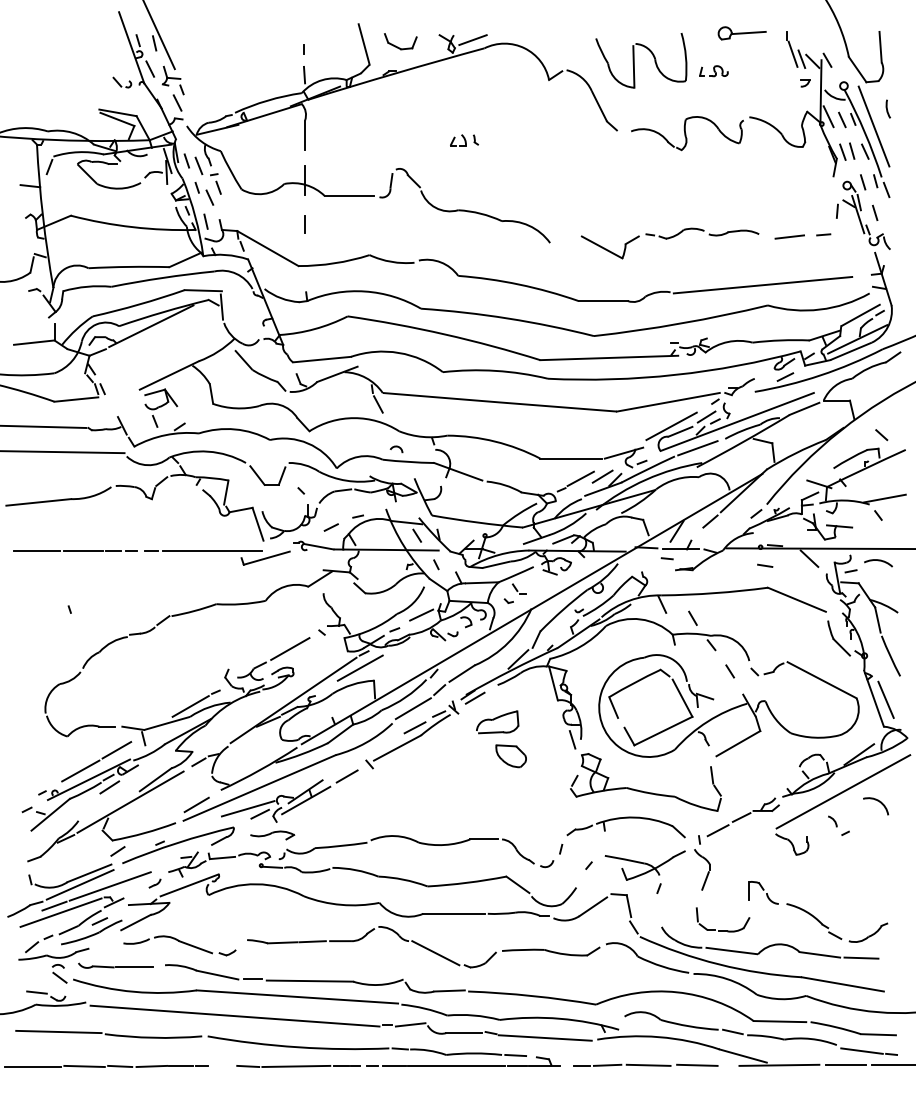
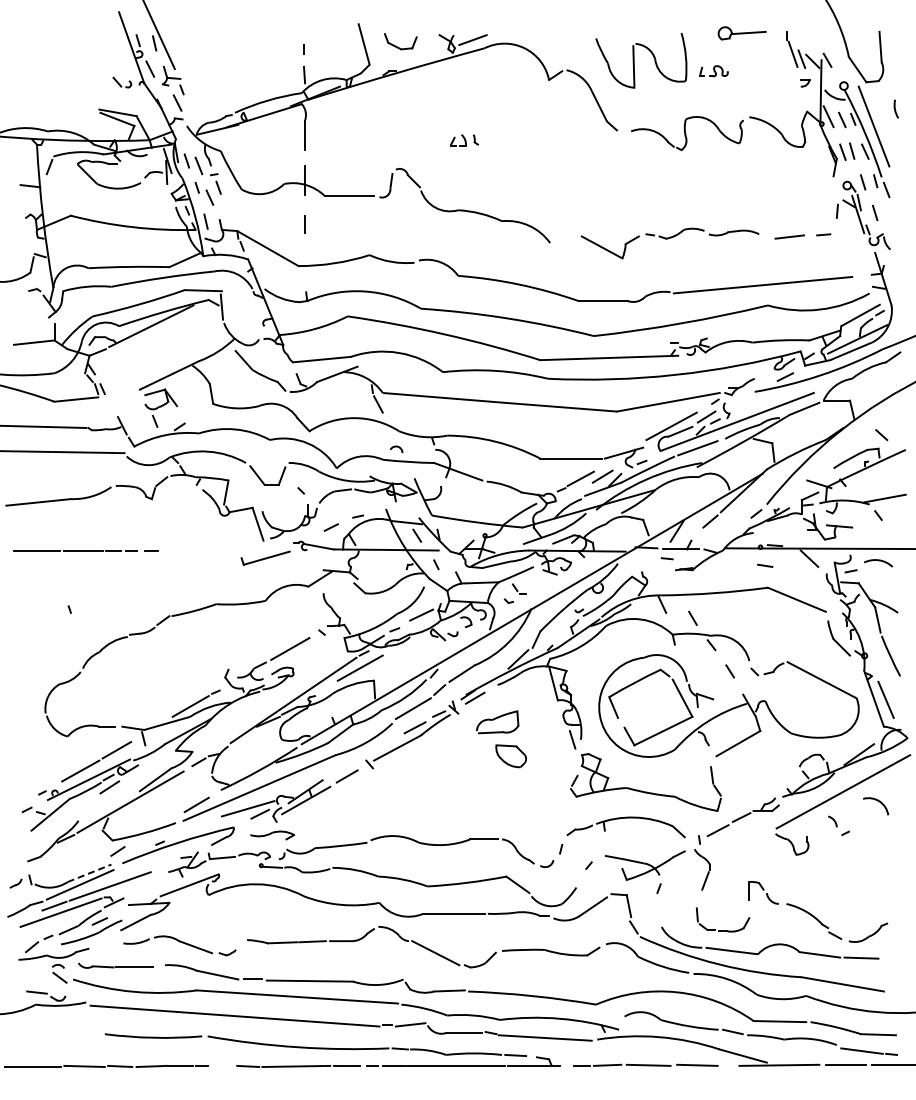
line position: (887, 108) -> (895, 108) (895, 108)
line: present -> none (212, 550)
line: solid -> dashed (89, 873)
part position: (154, 883) -> (15, 883) (15, 883)
line: present -> none (58, 1031)
